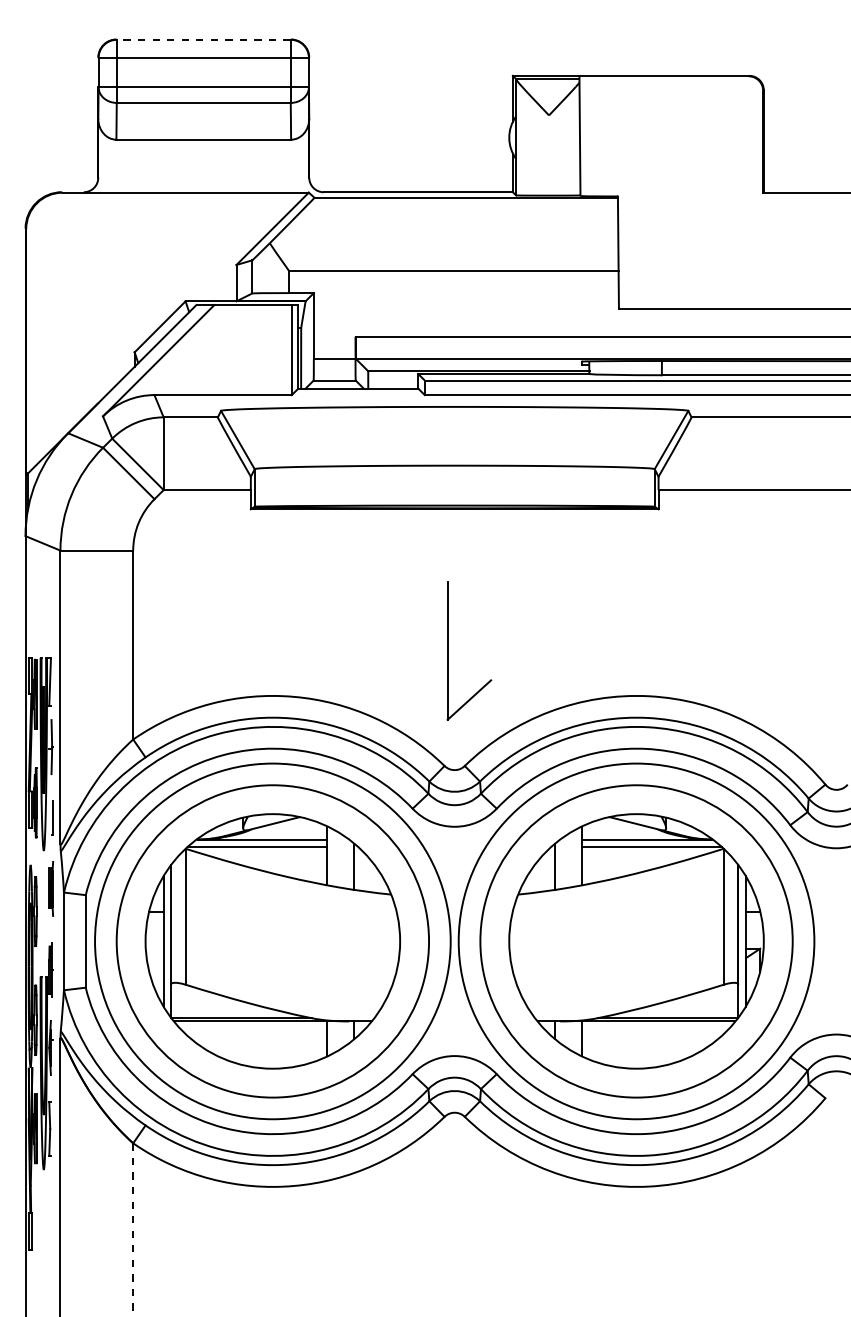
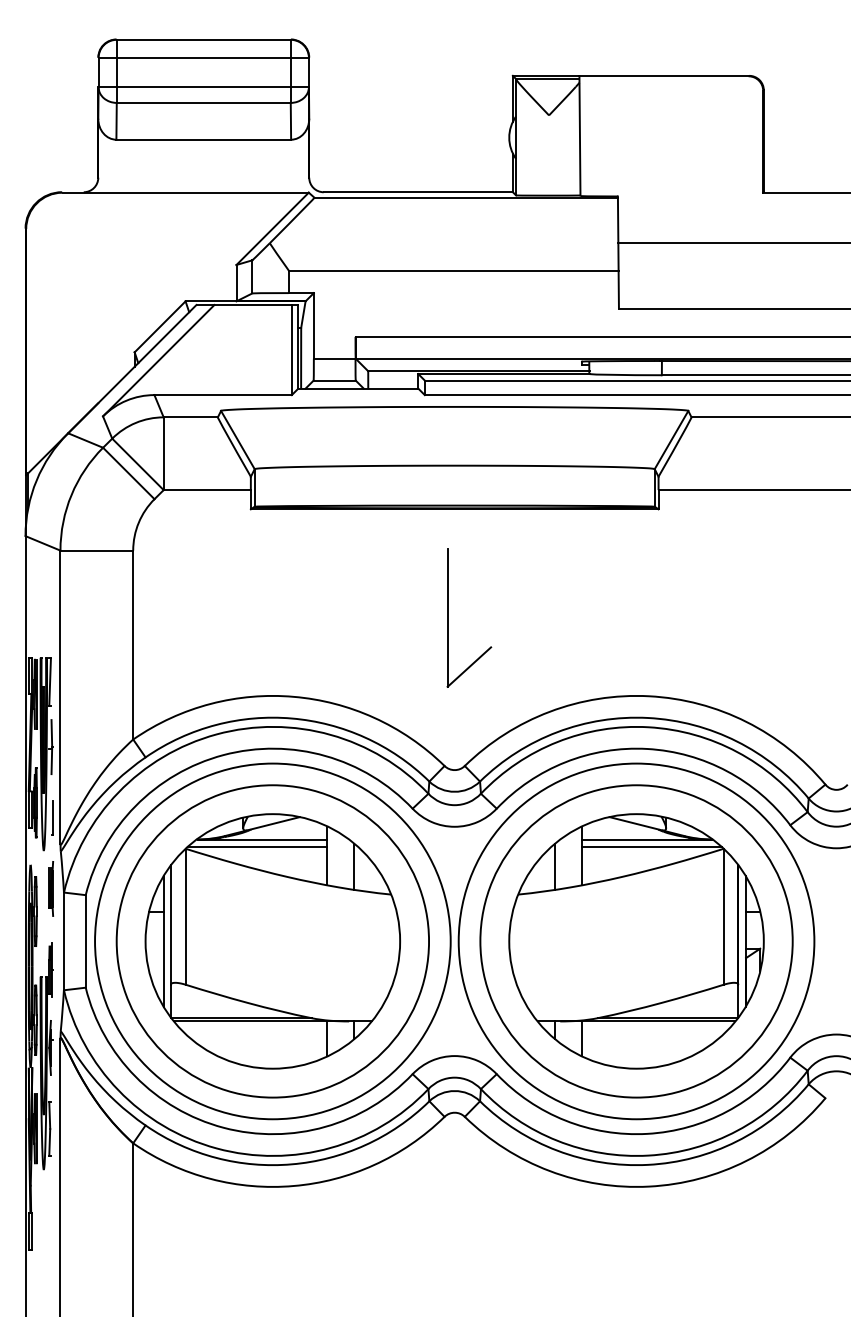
line: dashed -> solid (203, 39)
line: none -> present (732, 243)
part position: (448, 650) -> (448, 617) (448, 617)
line: dashed -> solid (133, 1230)
